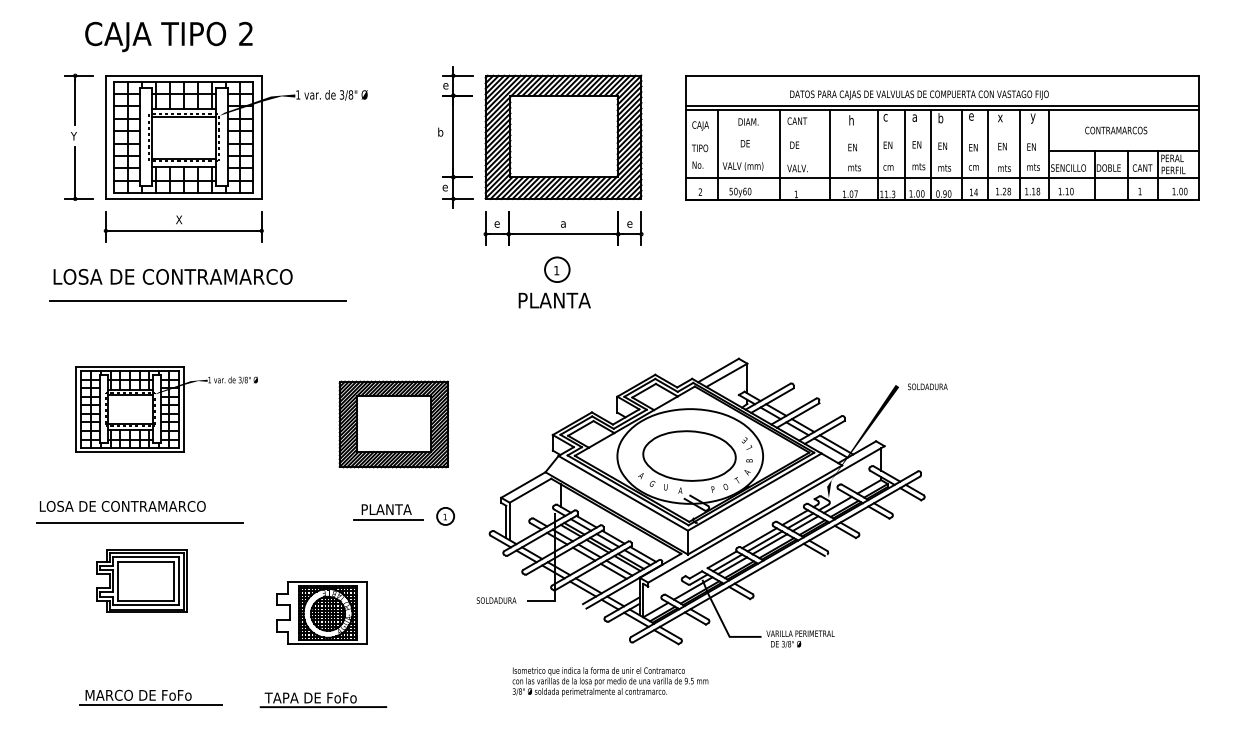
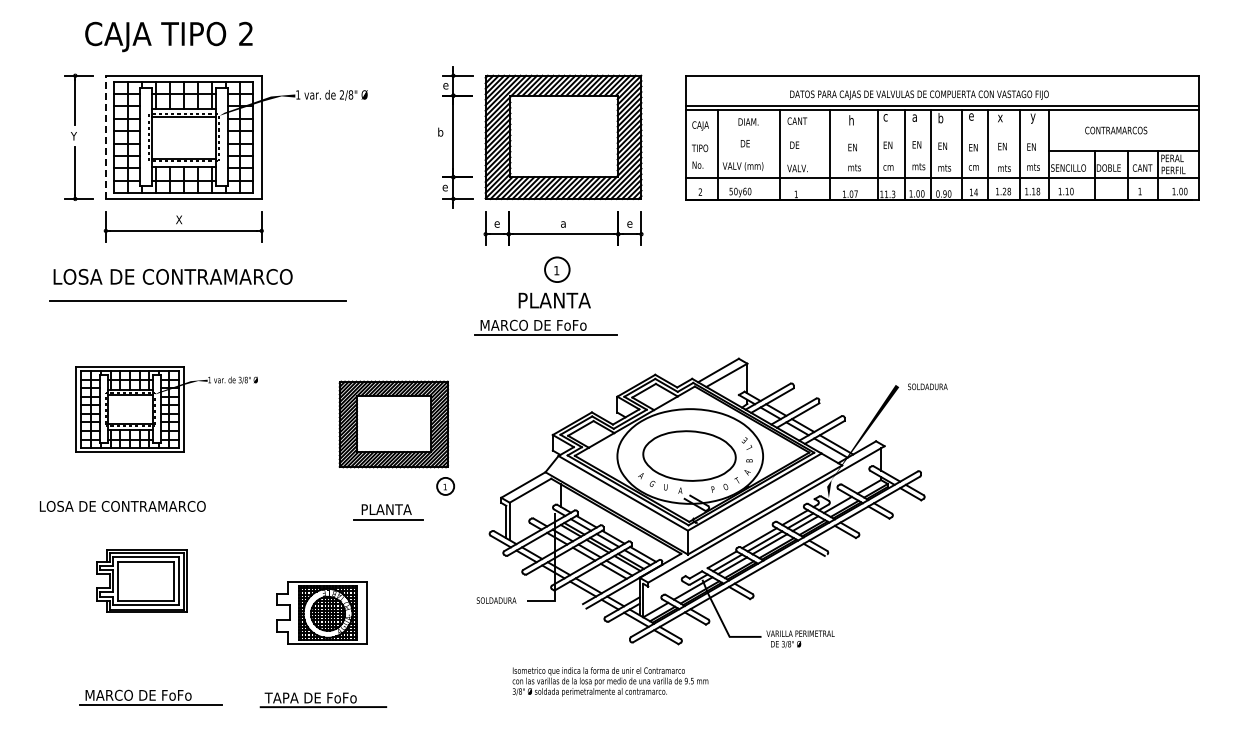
text: 3/8" -> 2/8" (341, 95)
line: solid -> dashed (105, 137)
part: none -> present (545, 327)
part position: (445, 516) -> (445, 486) (445, 486)
line: present -> none (139, 523)
